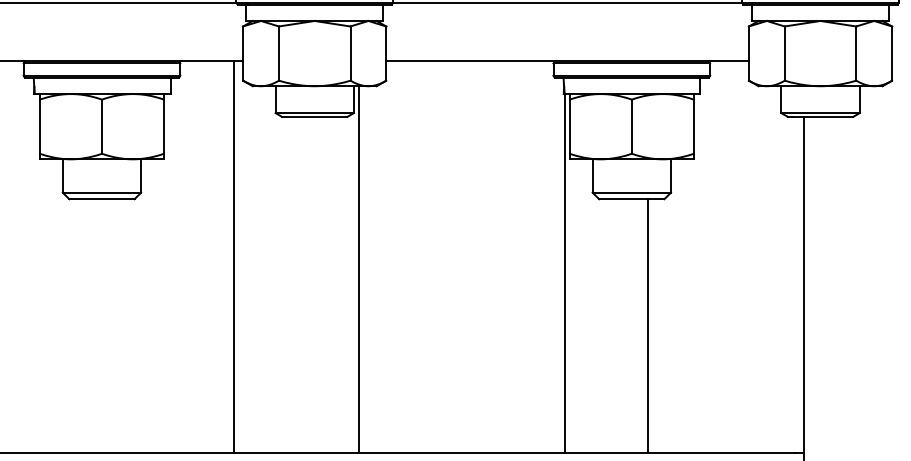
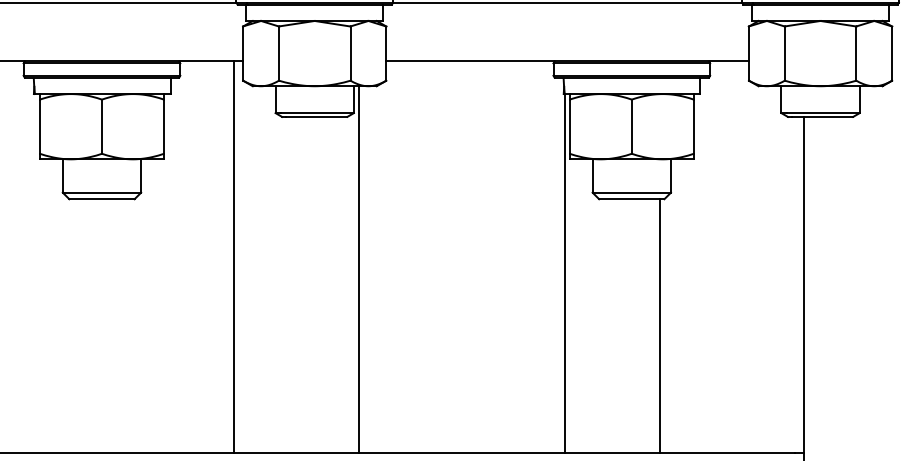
line position: (647, 326) -> (659, 326) (659, 326)
